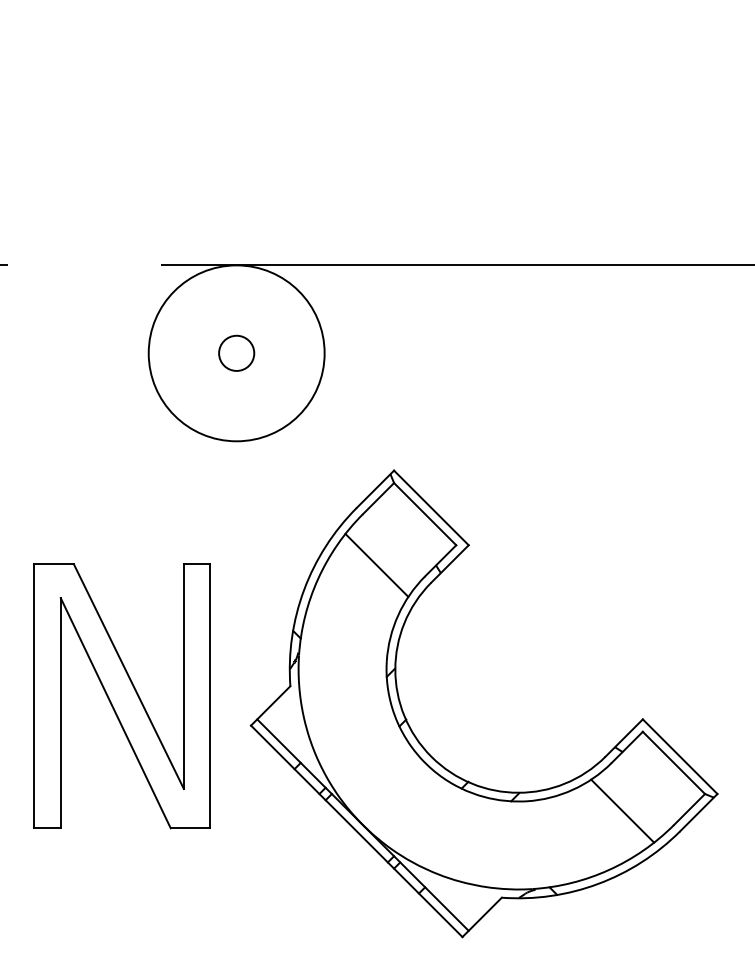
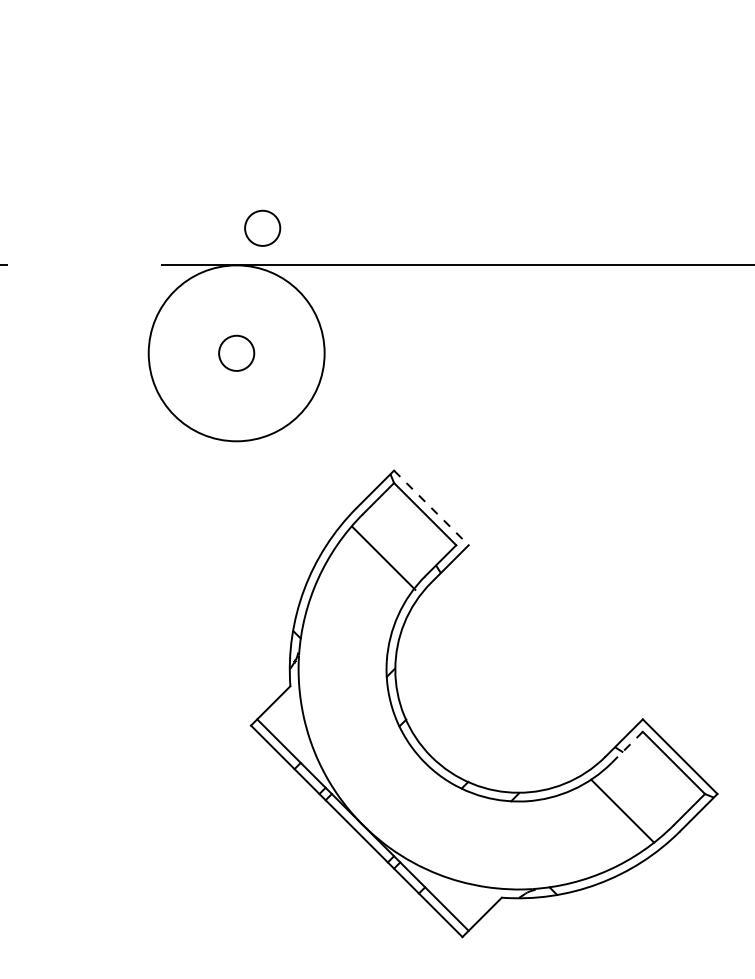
circle: none -> present (262, 227)
line: solid -> dashed (431, 507)
line position: (376, 564) -> (383, 557) (383, 557)
part: present -> none (121, 696)
line: solid -> dashed (627, 747)
